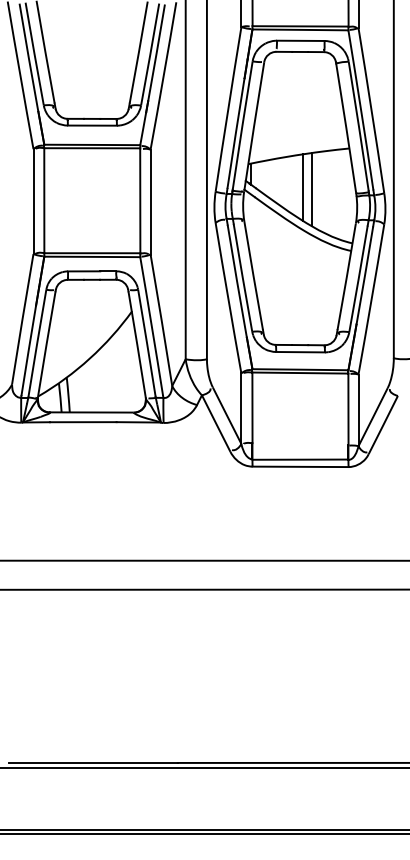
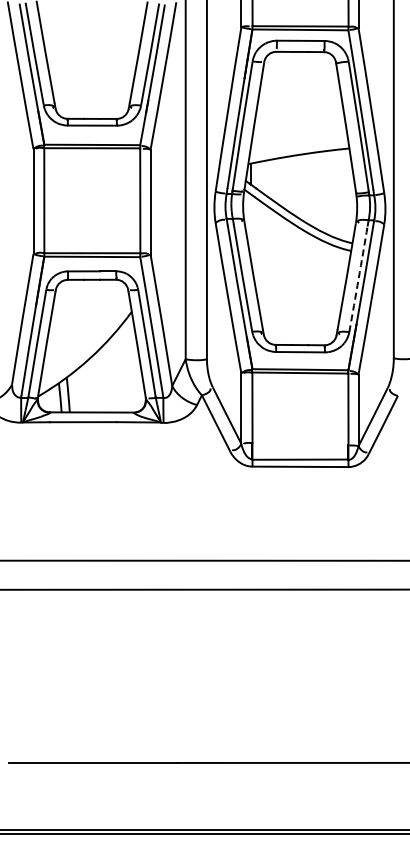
line: present -> none (302, 187)
line: present -> none (312, 189)
arc: solid -> dashed (358, 278)
line: present -> none (204, 768)
